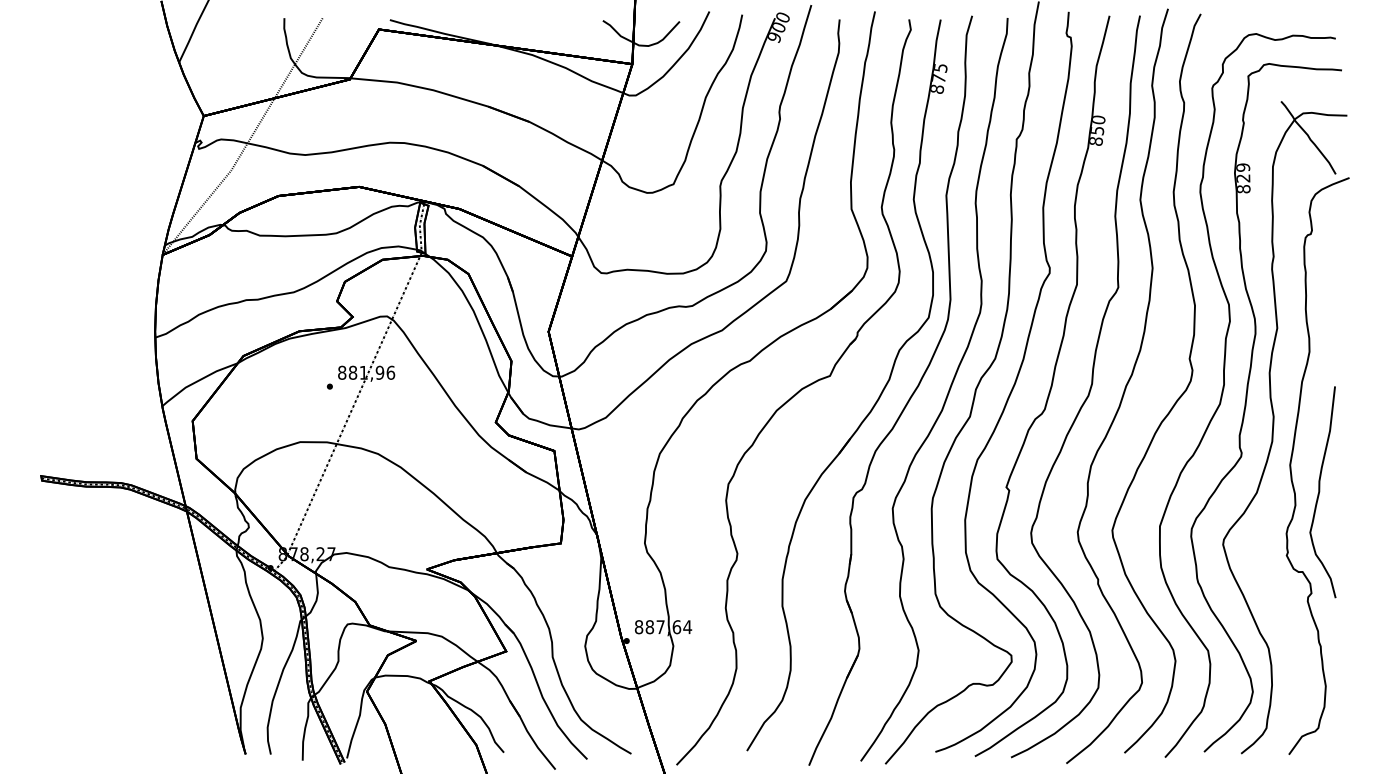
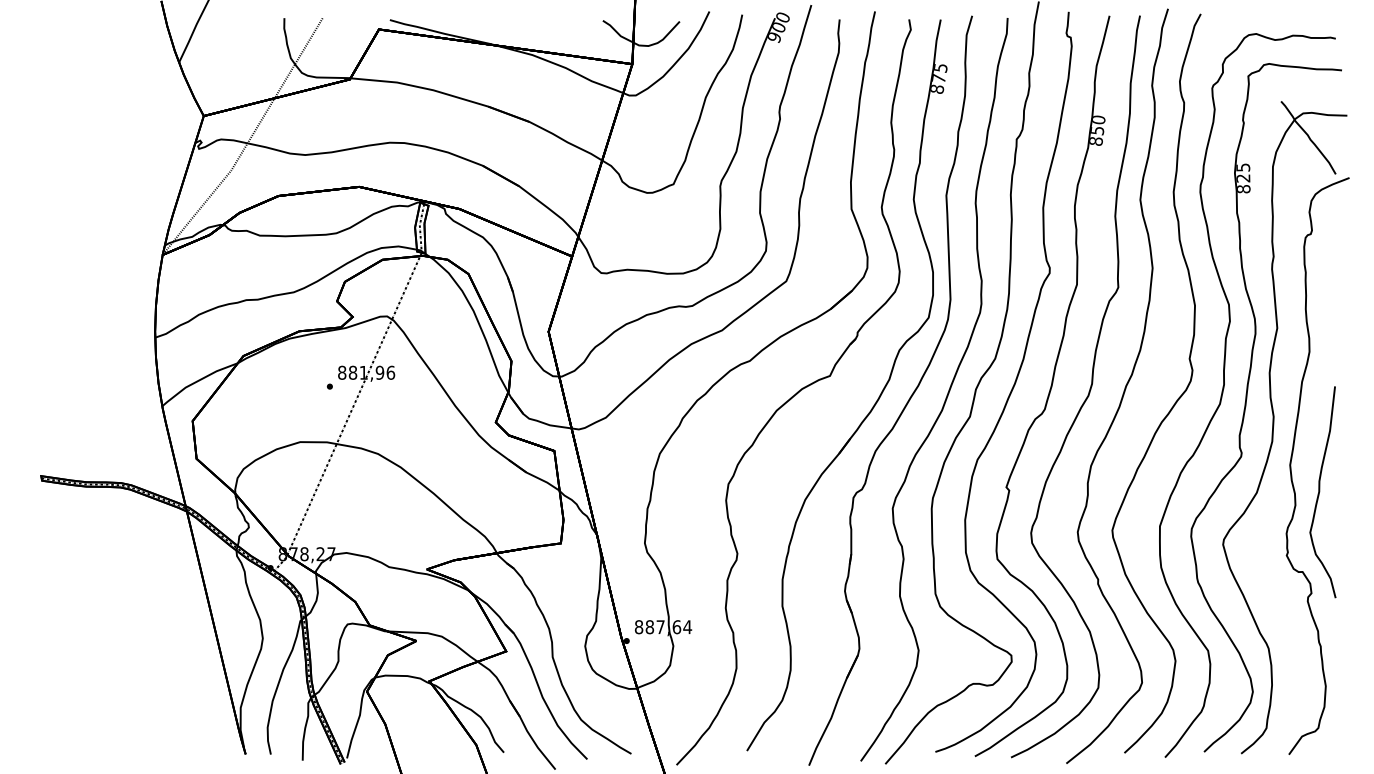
text: 829 -> 825 (1242, 167)
